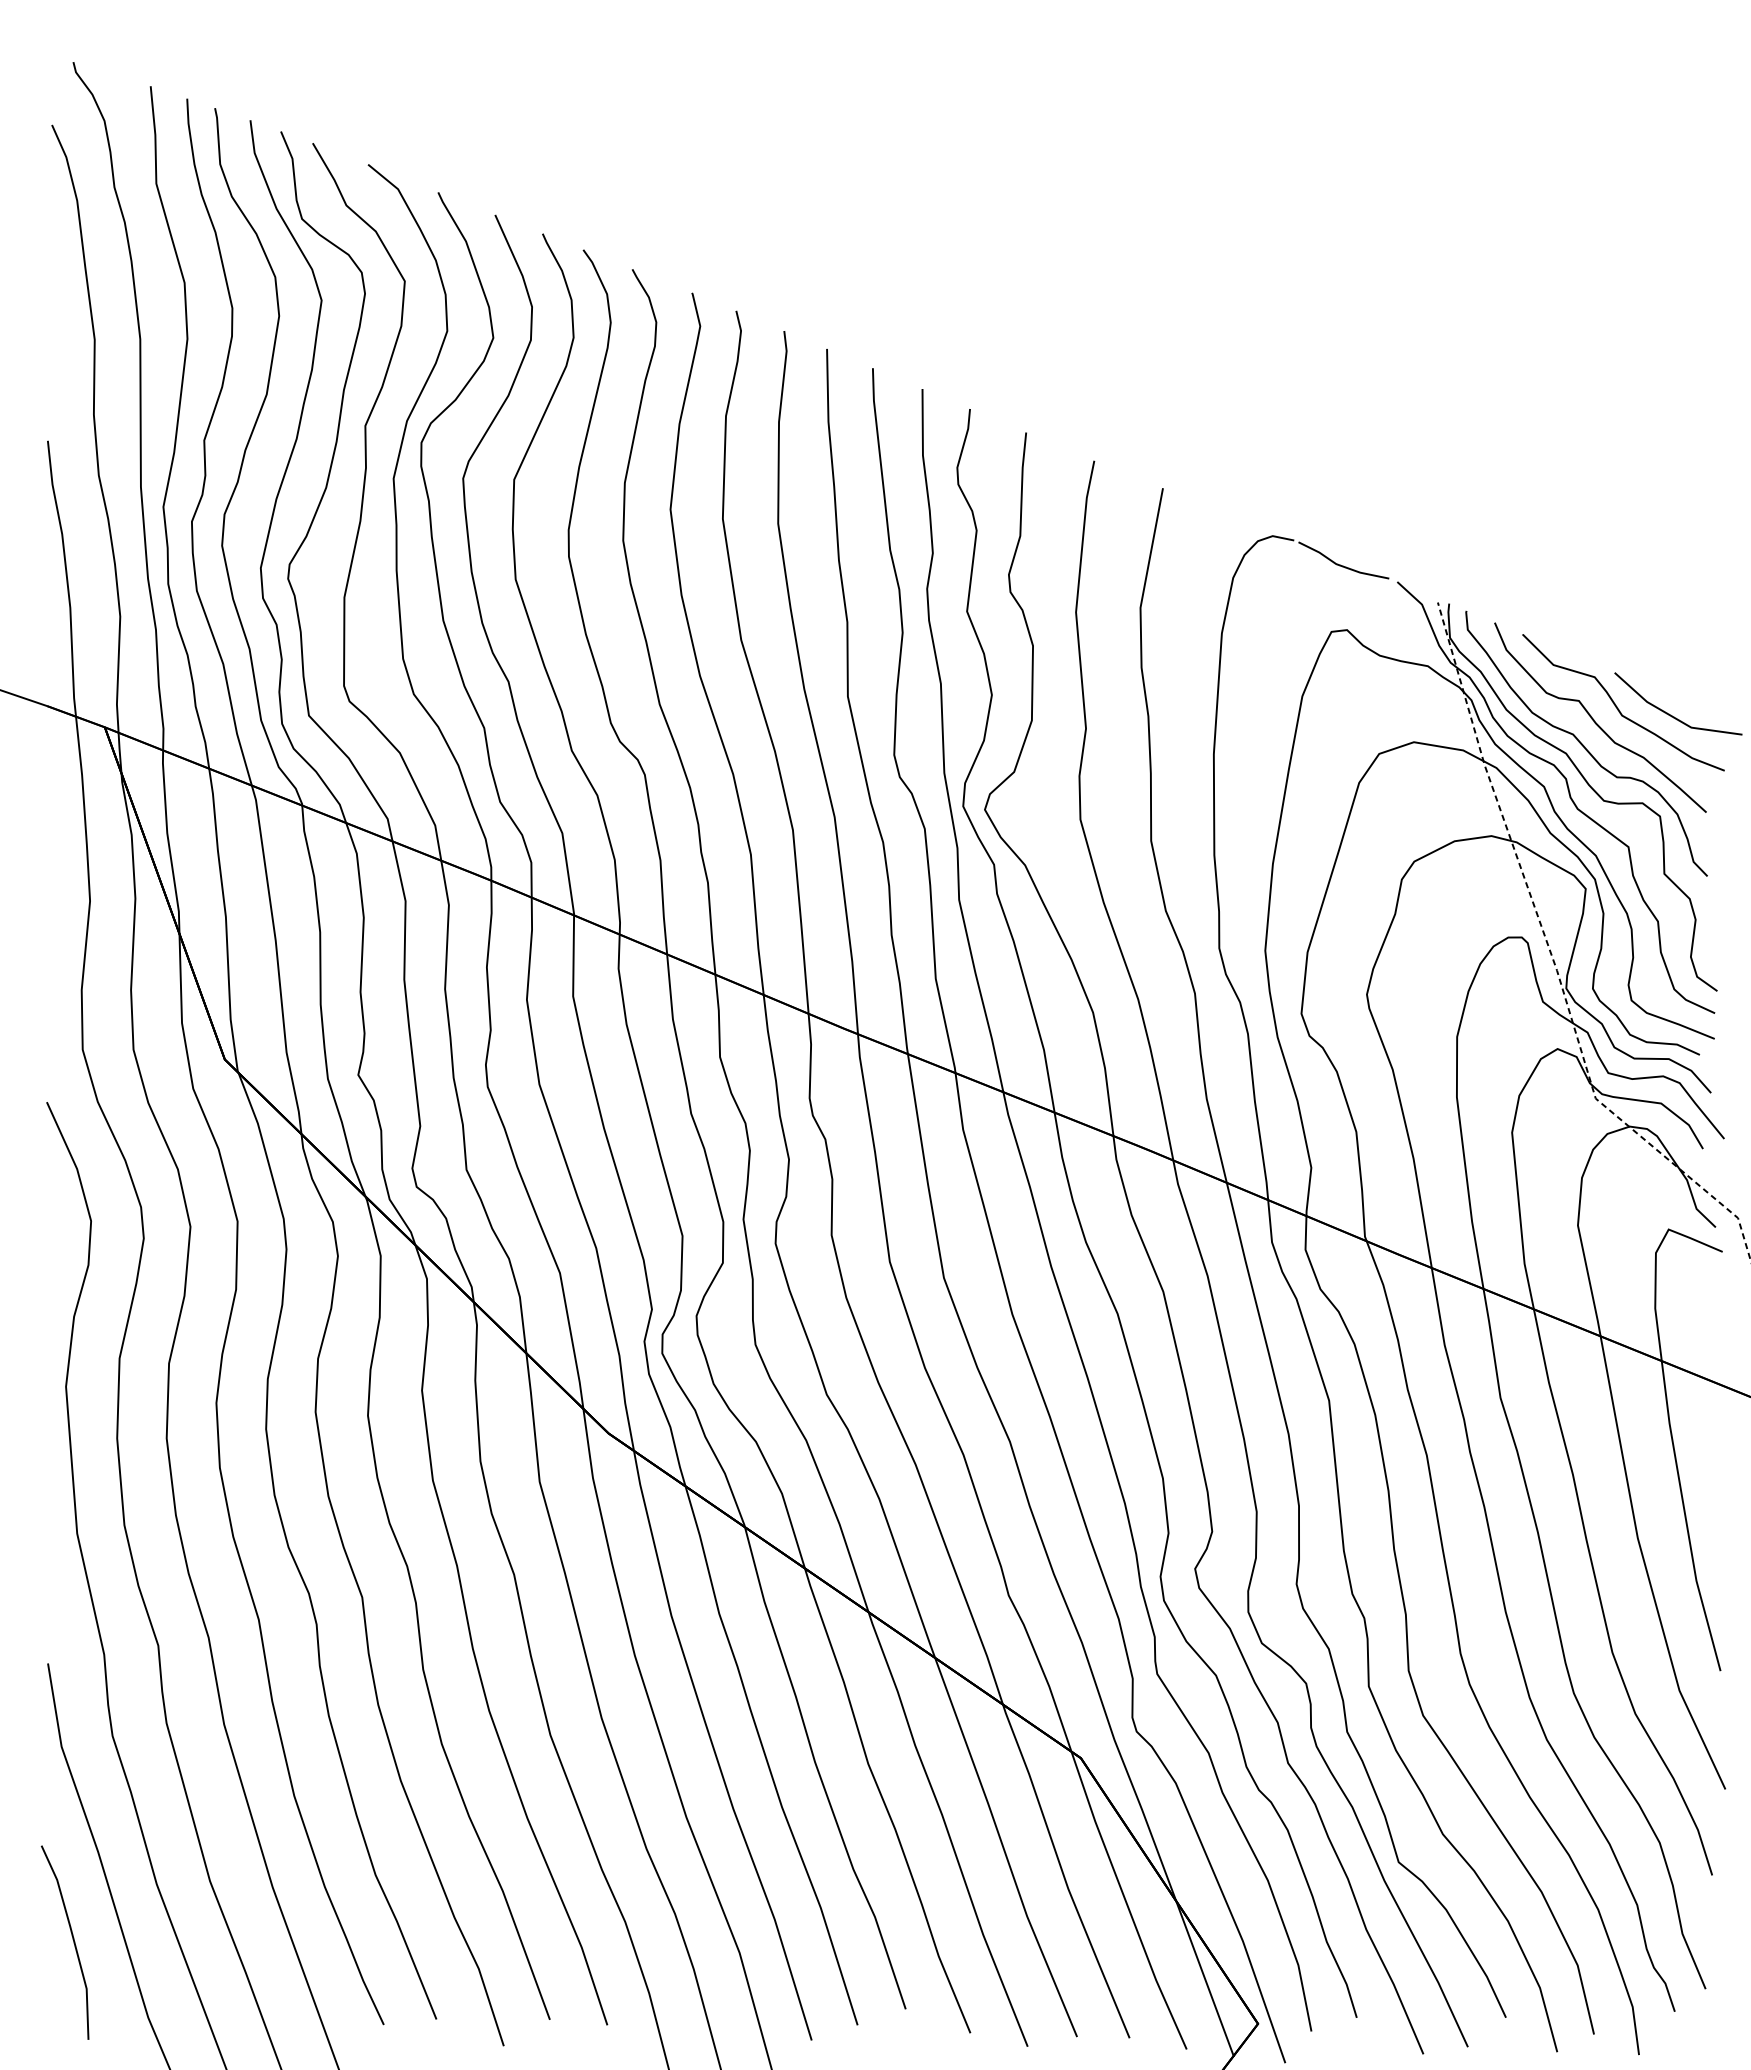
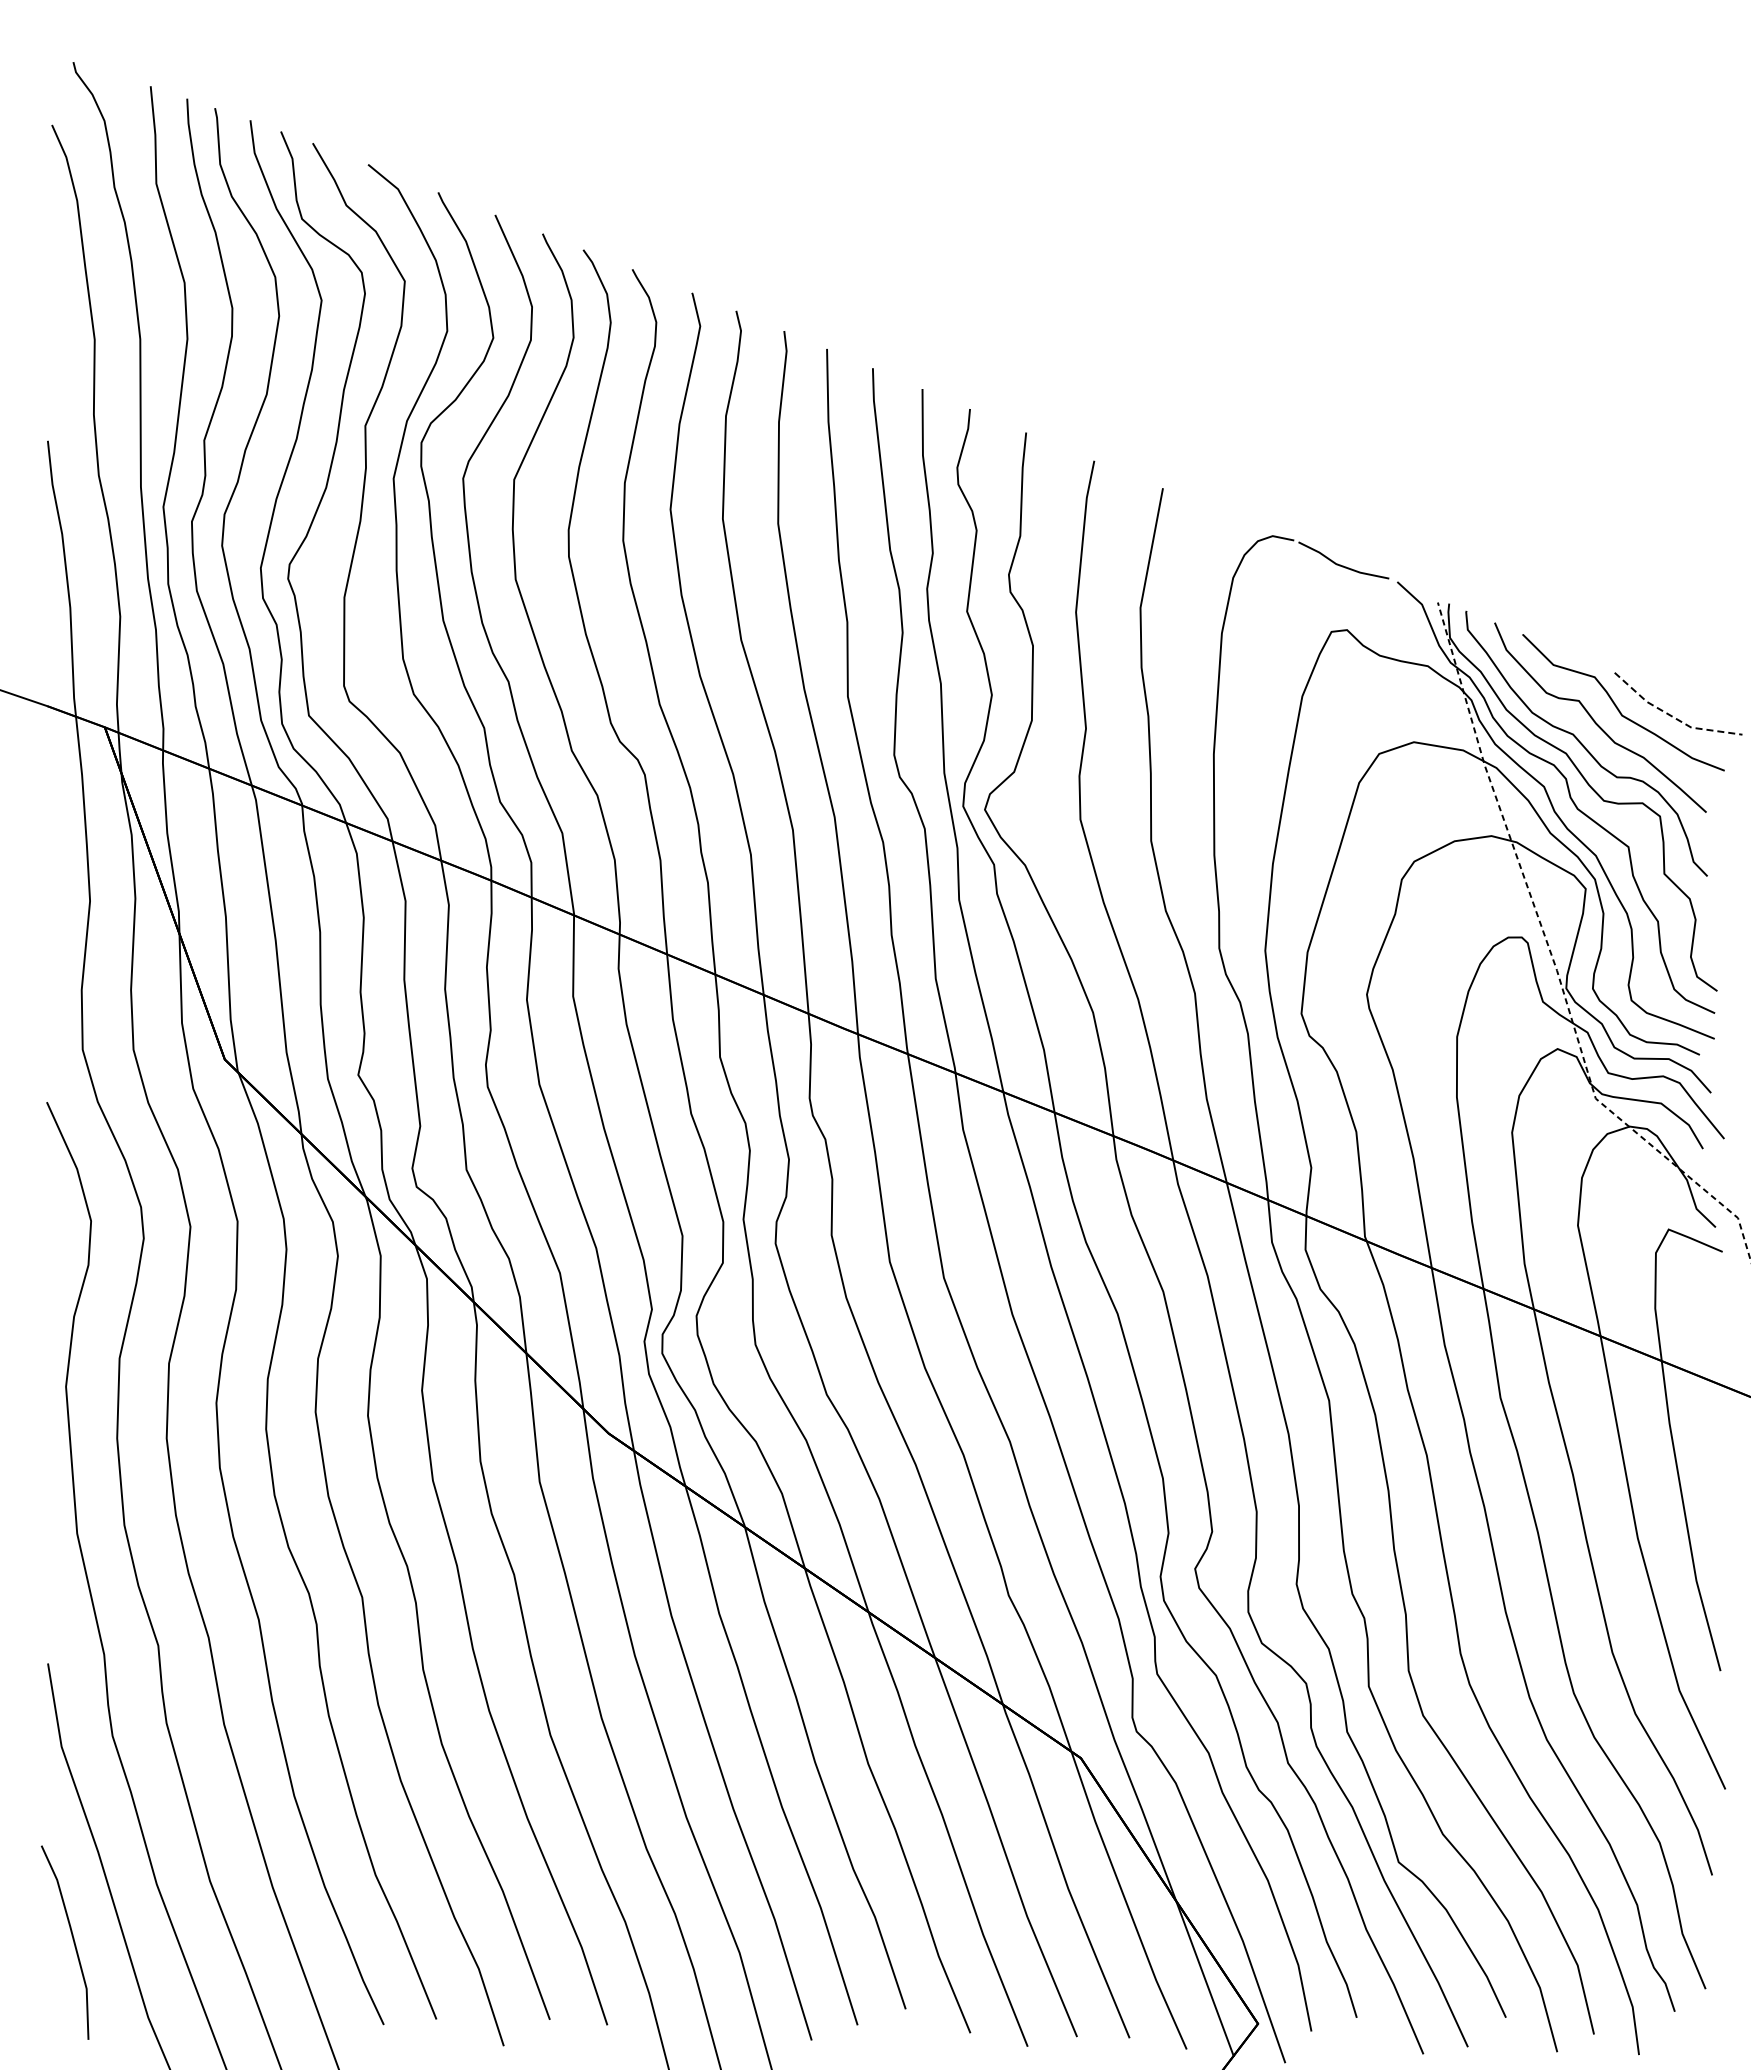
line: solid -> dashed (1672, 716)
